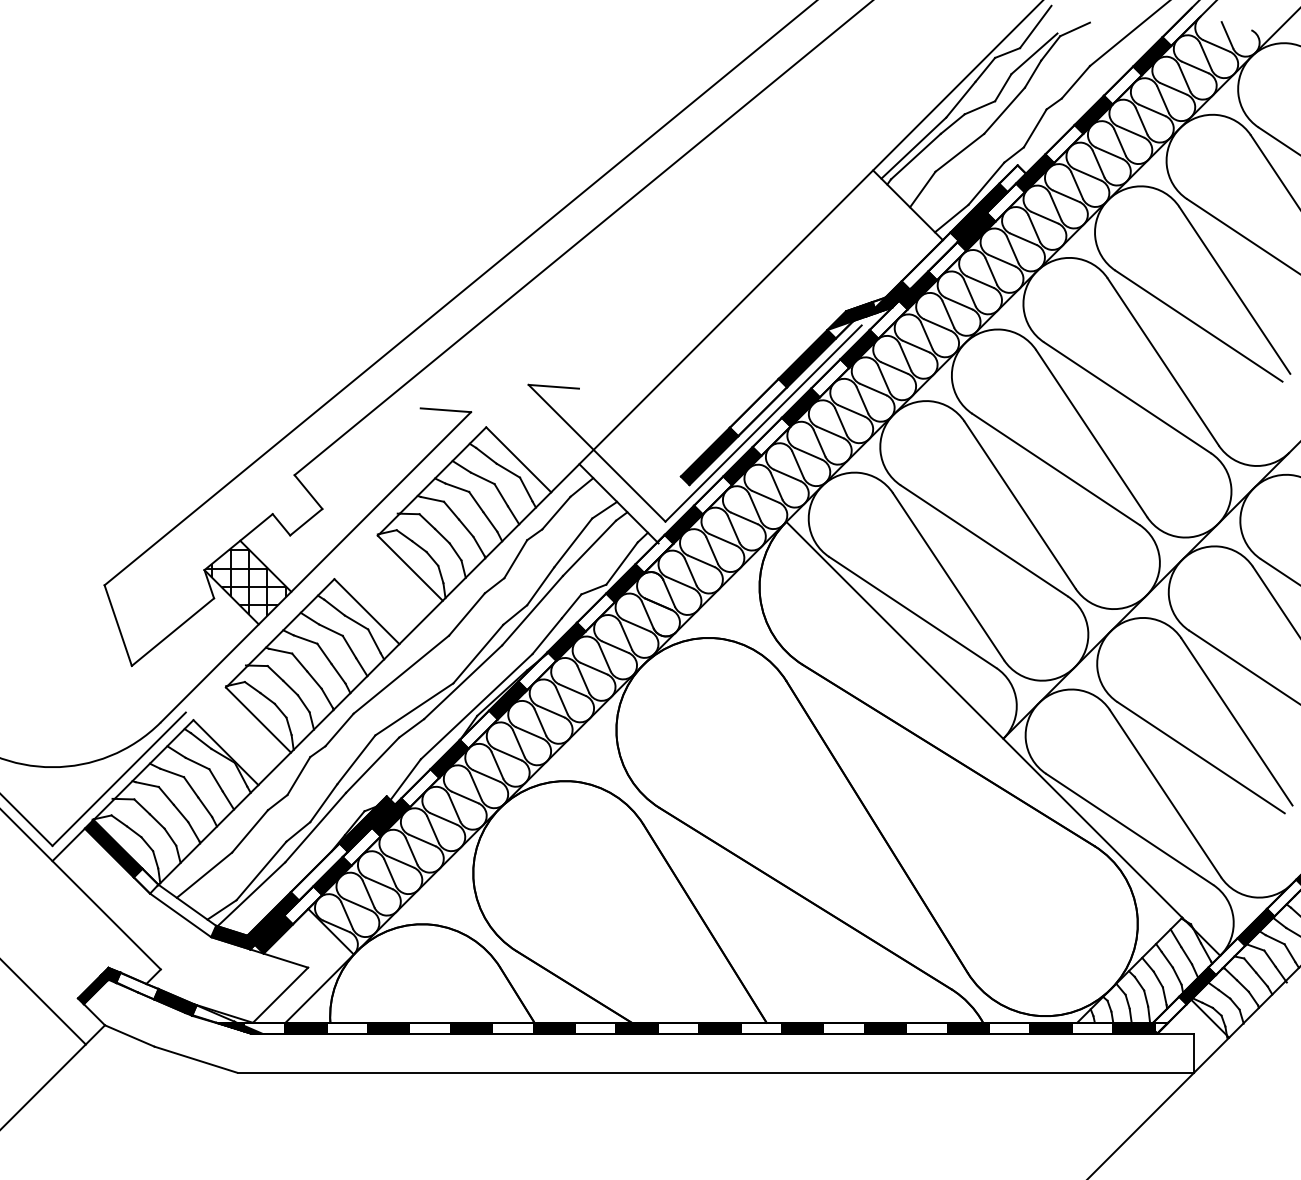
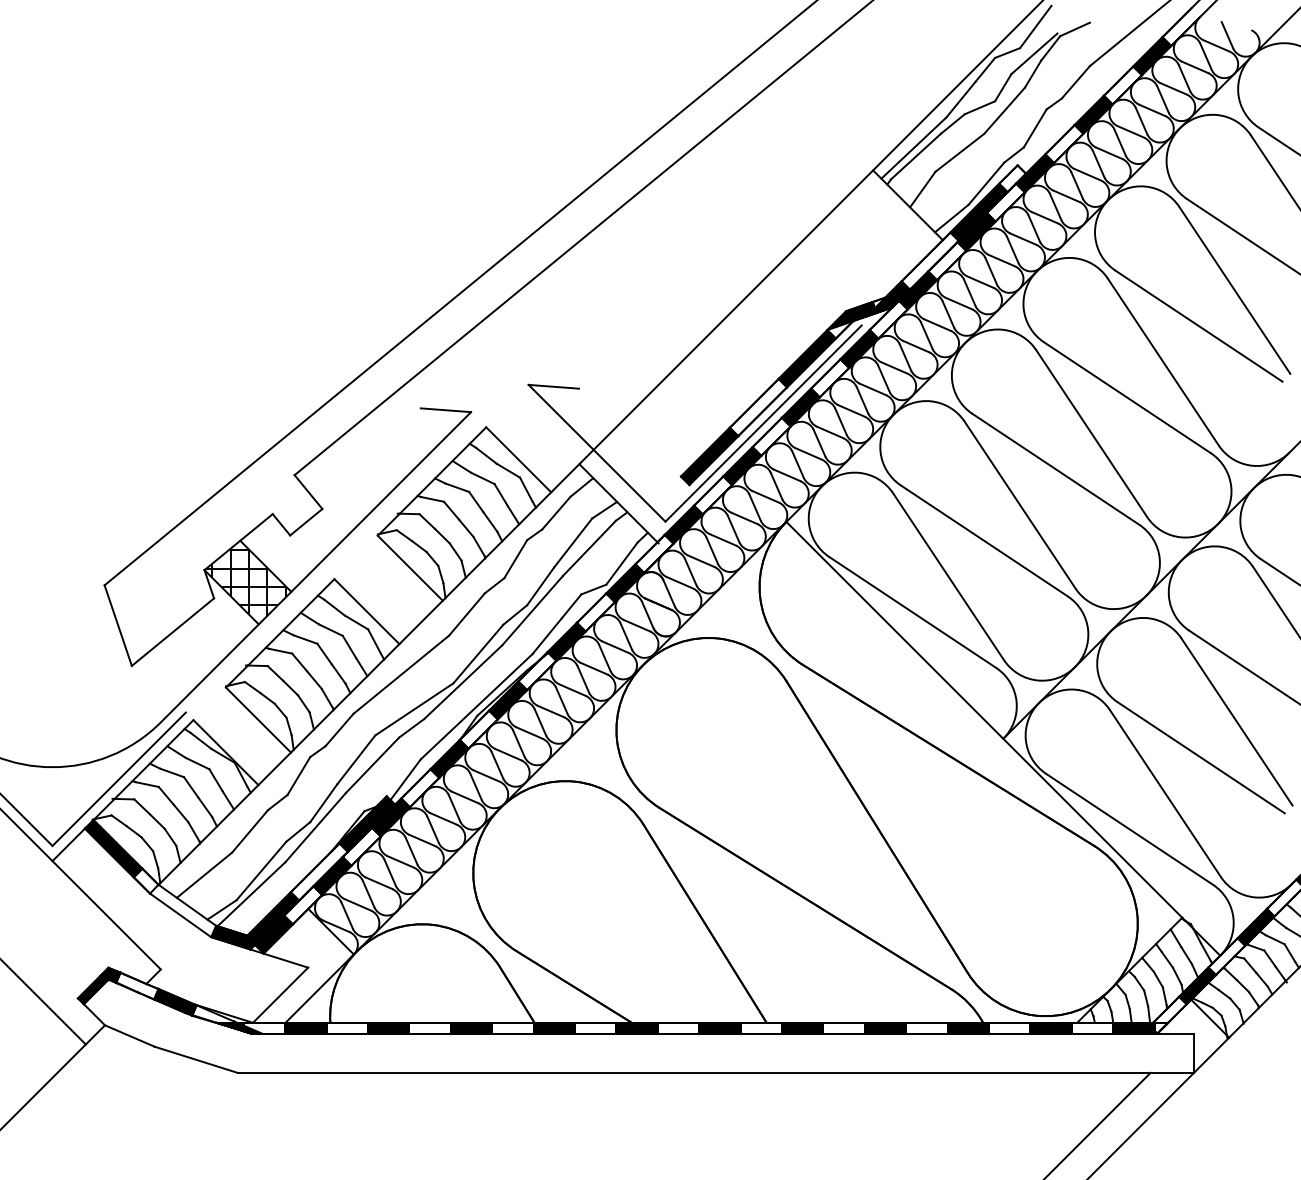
line: none -> present (1098, 1124)
